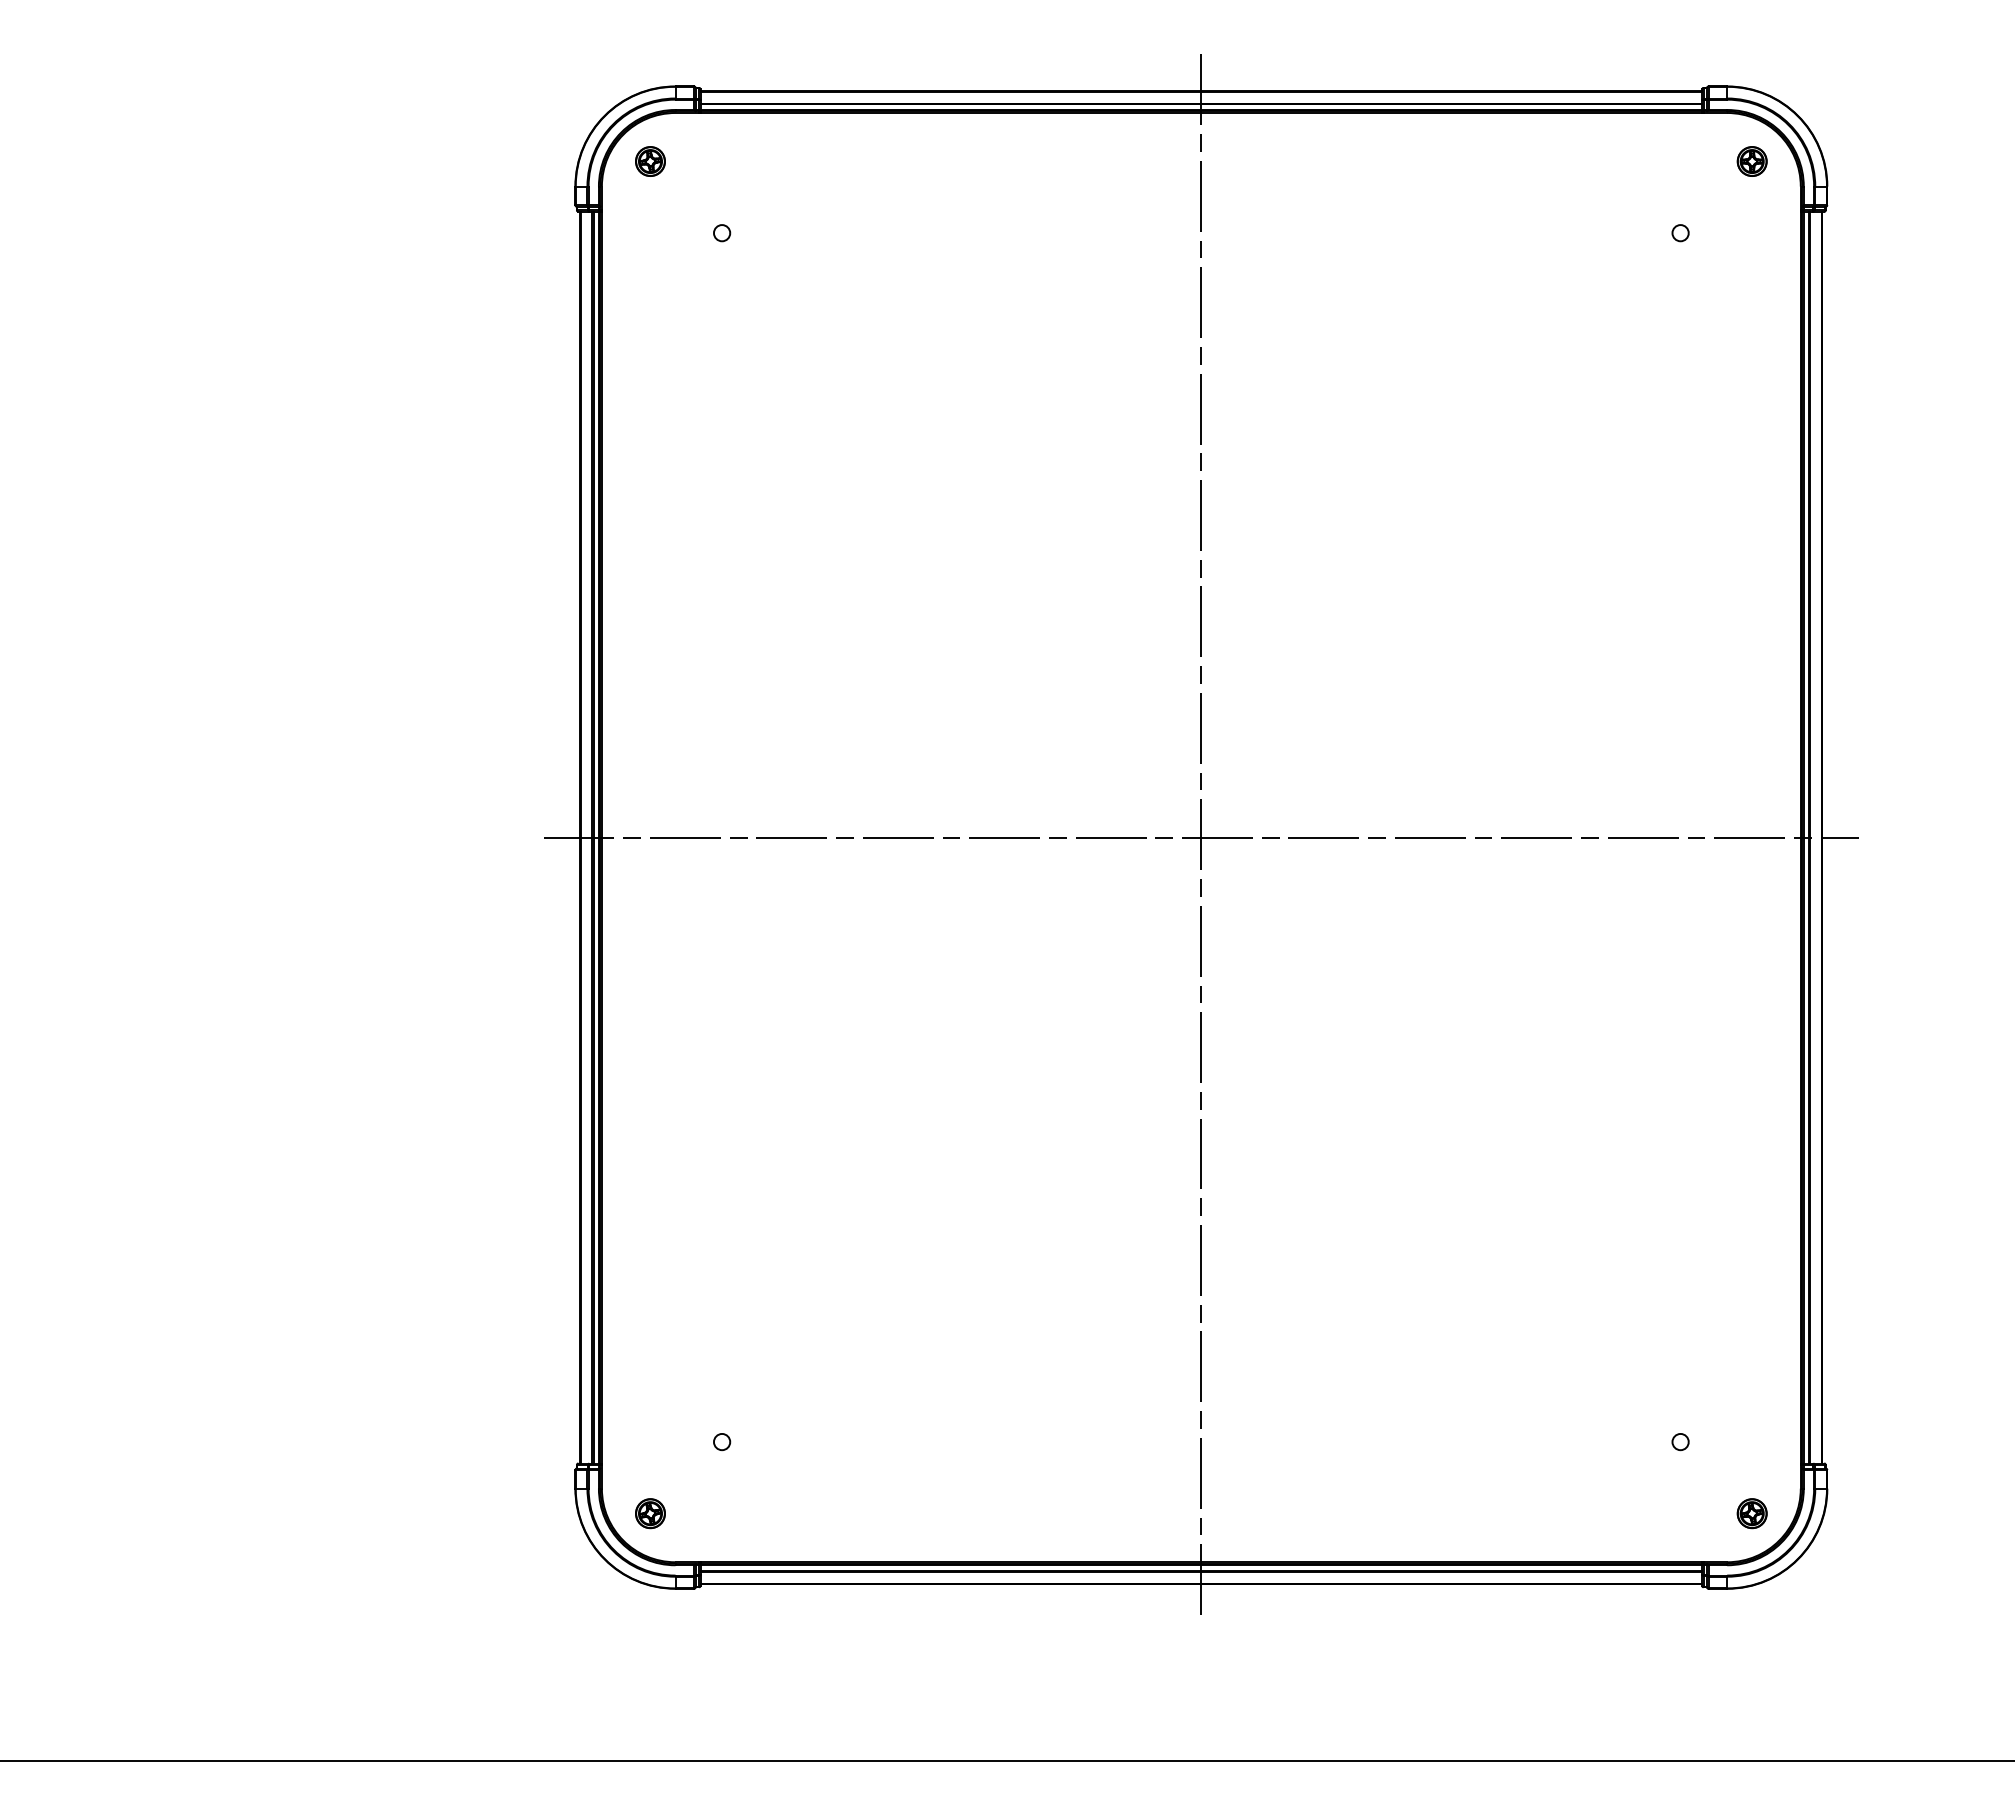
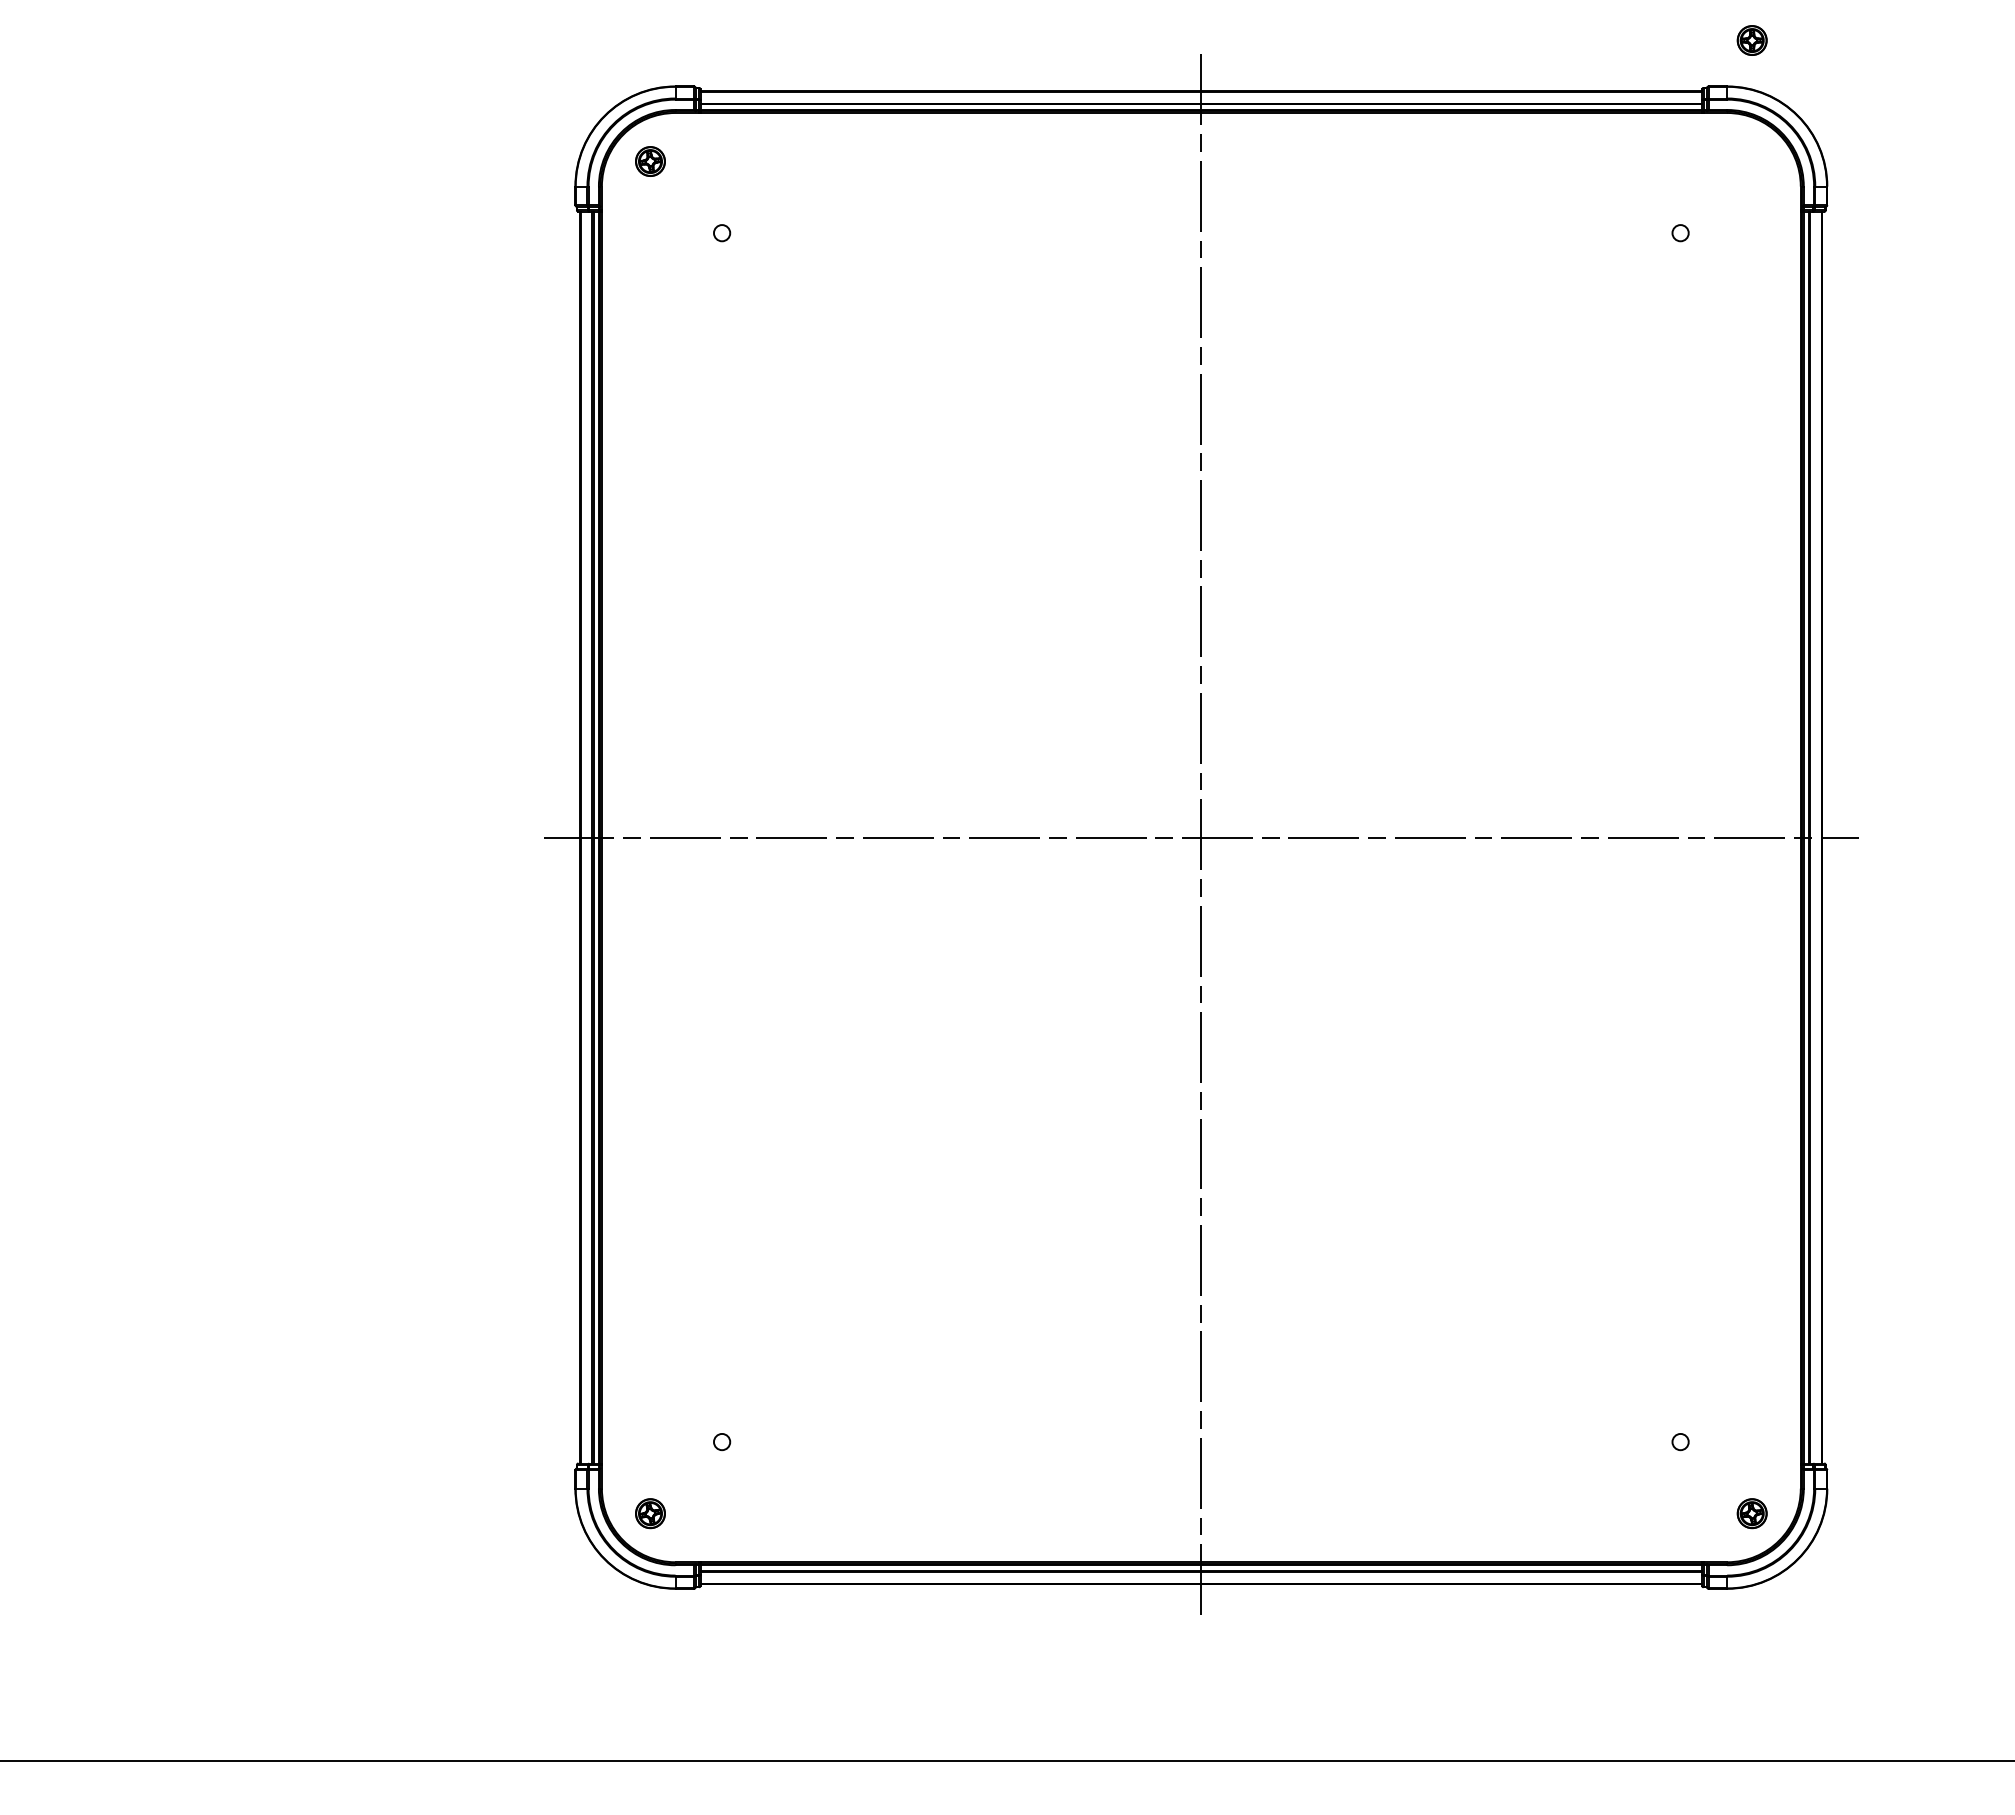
part position: (1751, 161) -> (1751, 40) (1751, 40)
